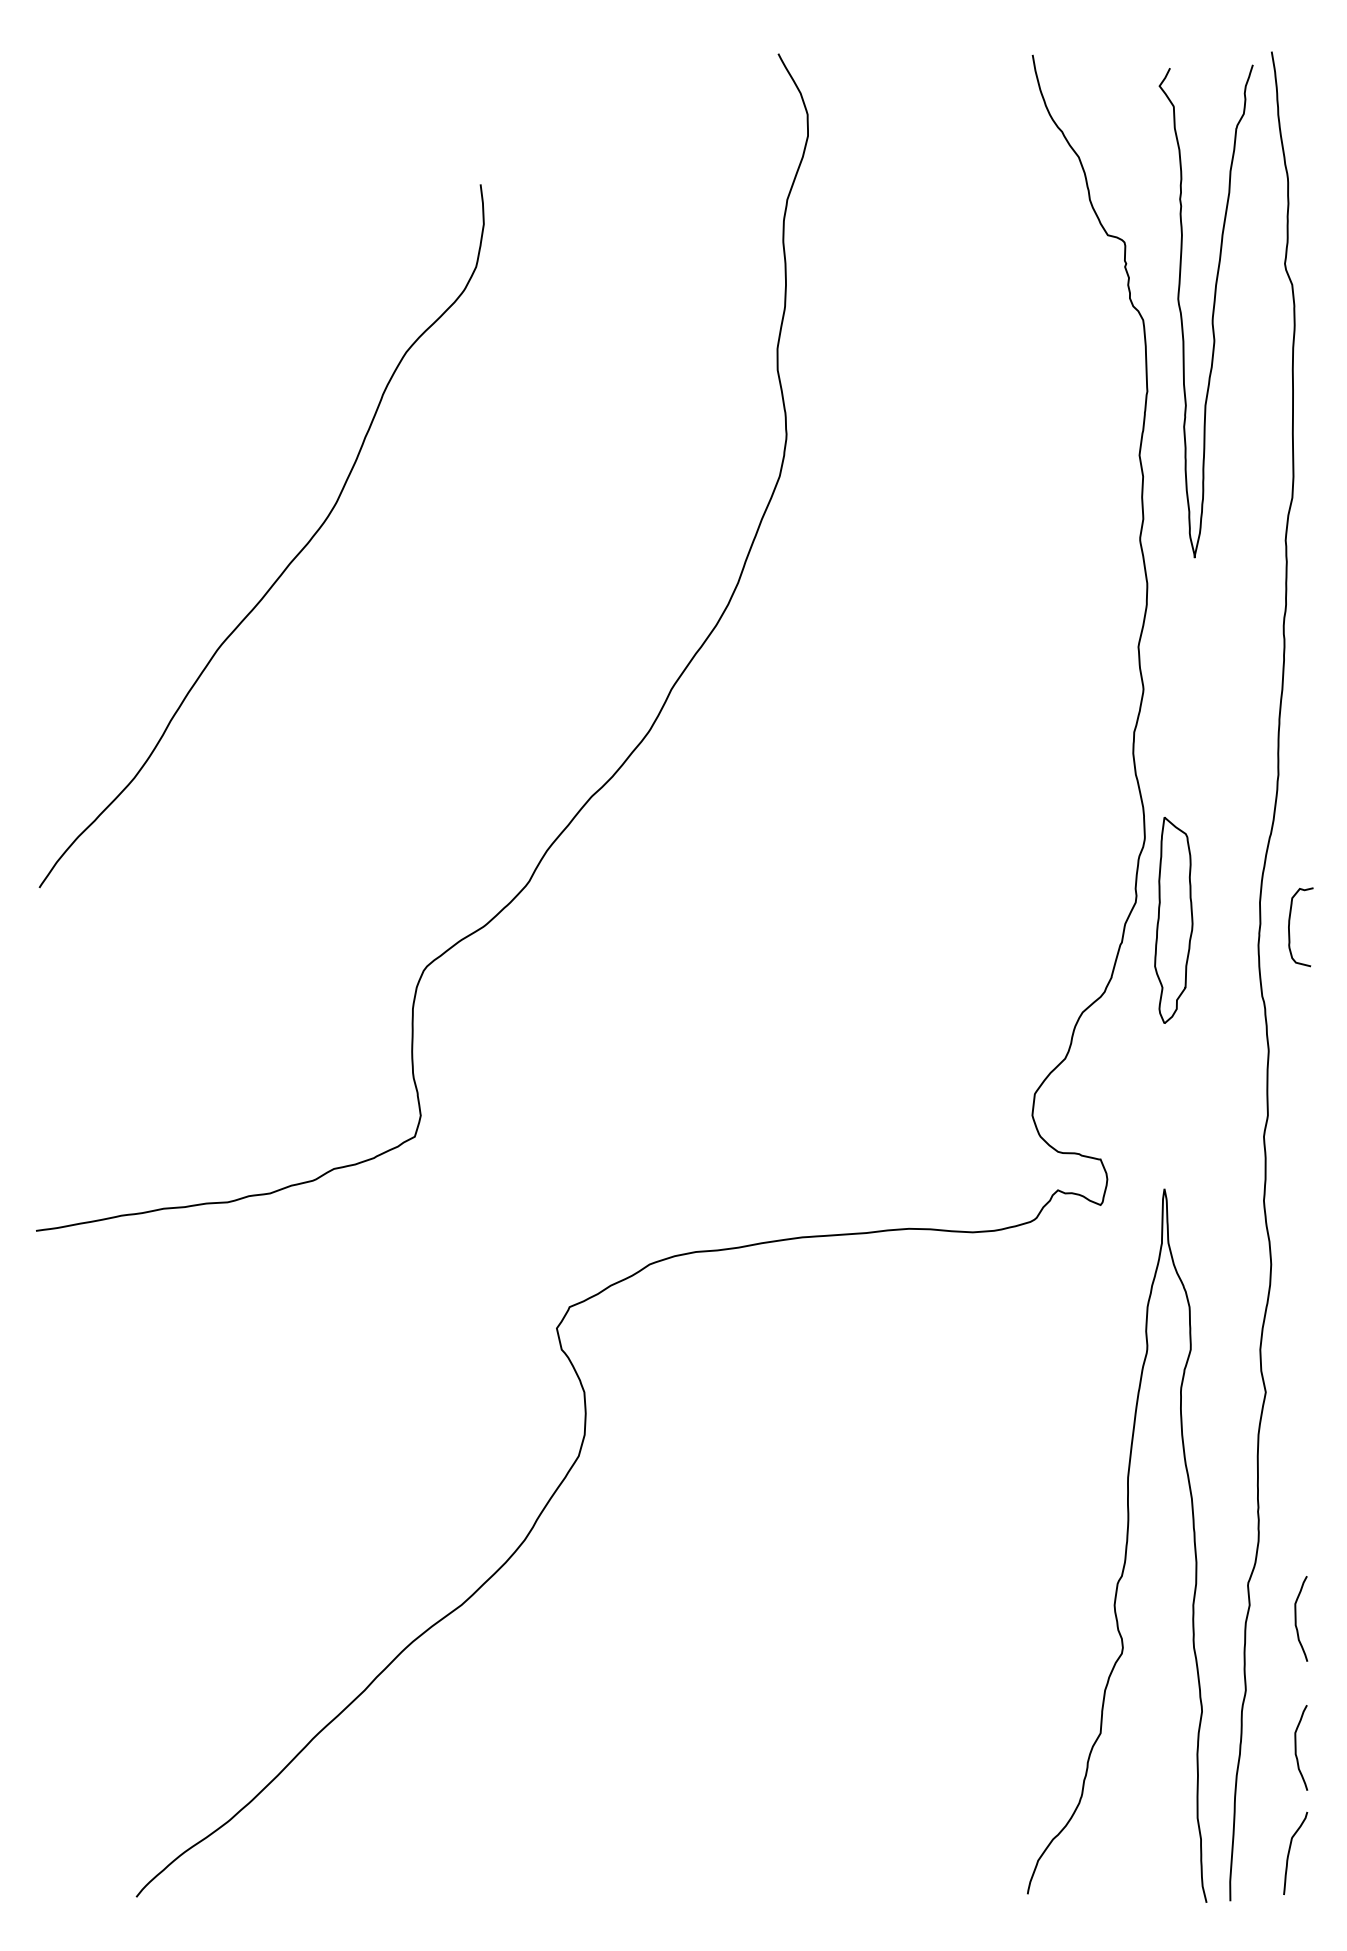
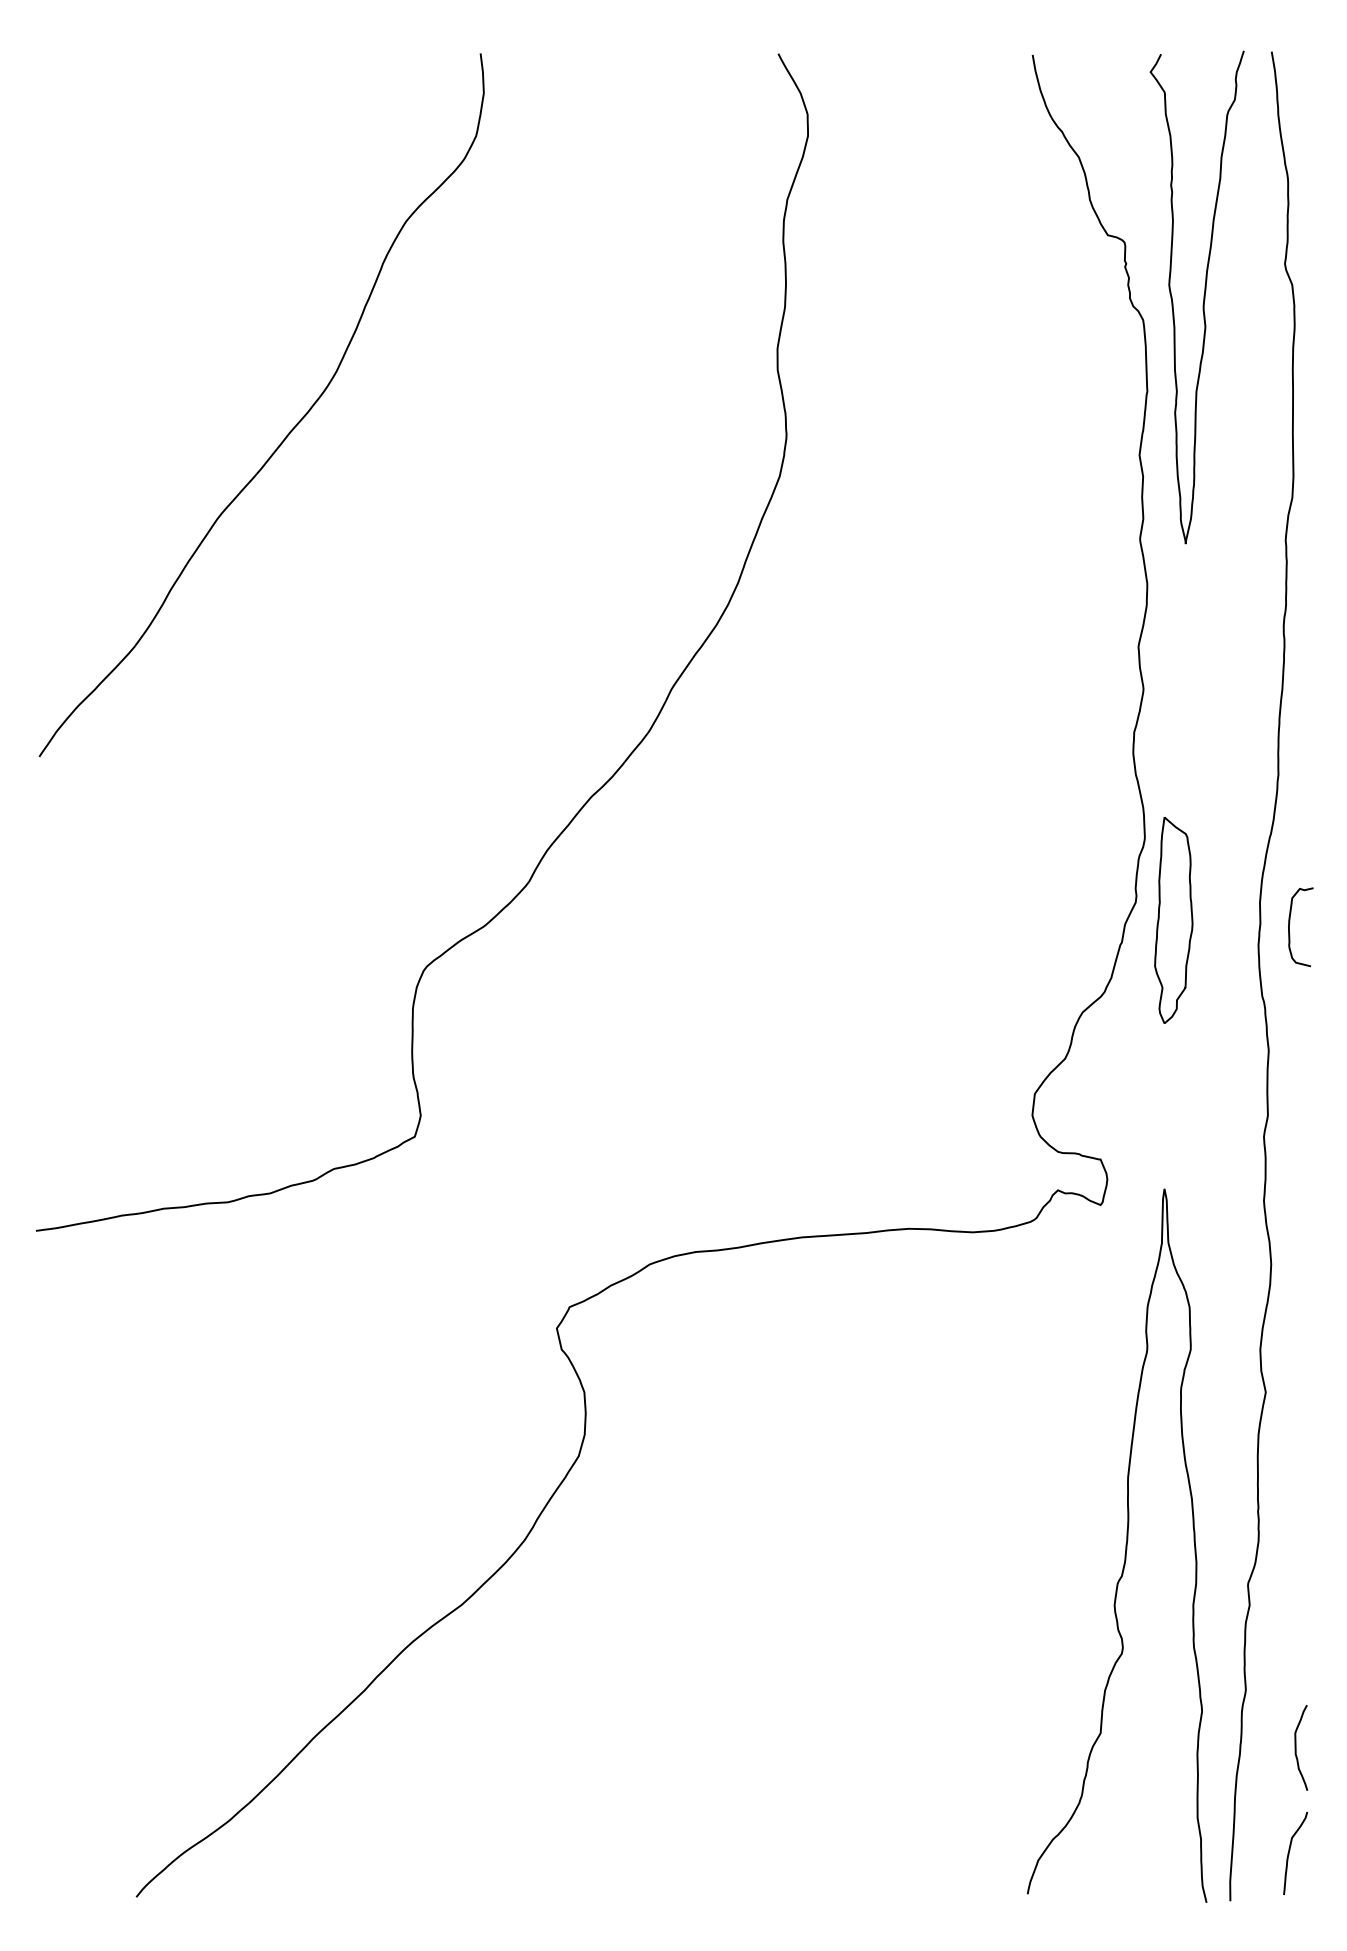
curve position: (1212, 311) -> (1203, 297) (1203, 297)
curve position: (288, 563) -> (288, 432) (288, 432)
curve: present -> none (1296, 1618)
